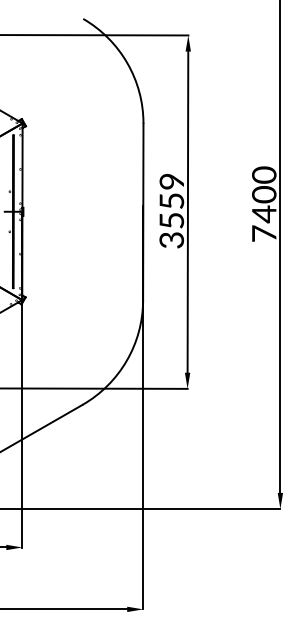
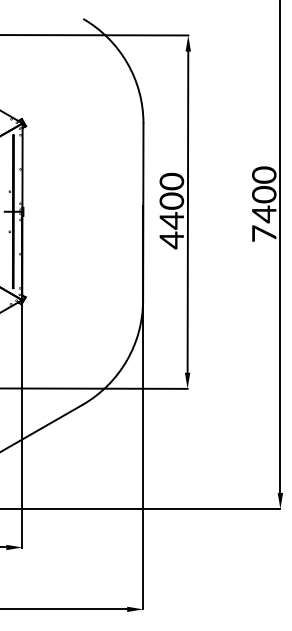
text: 3559 -> 4400 (171, 210)
